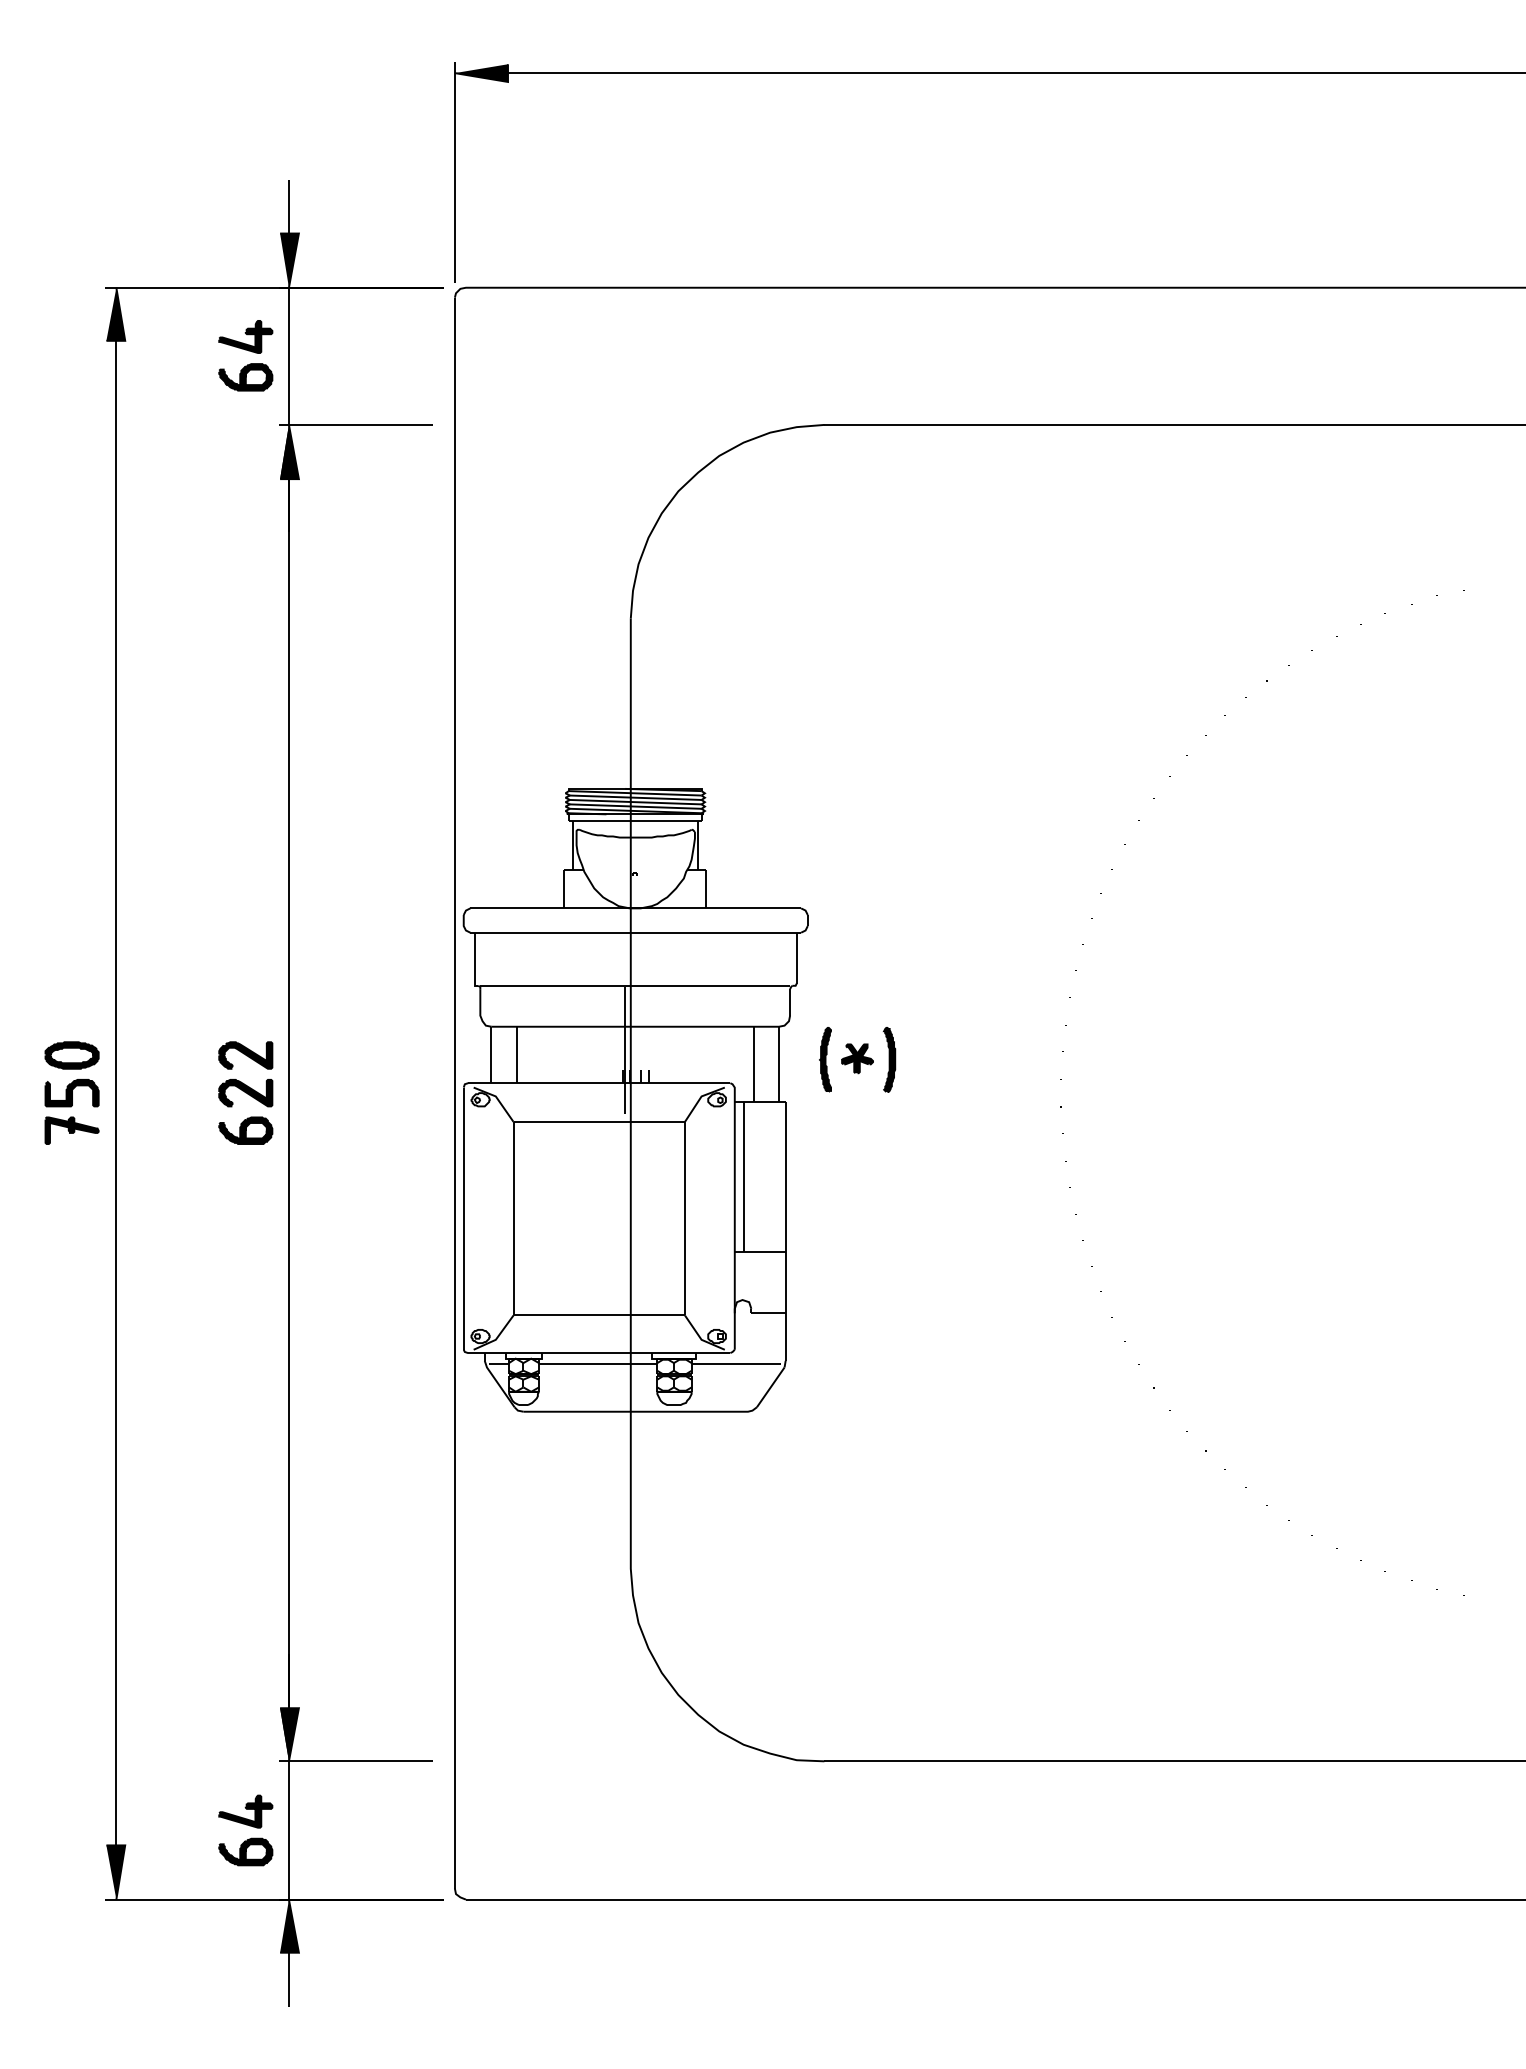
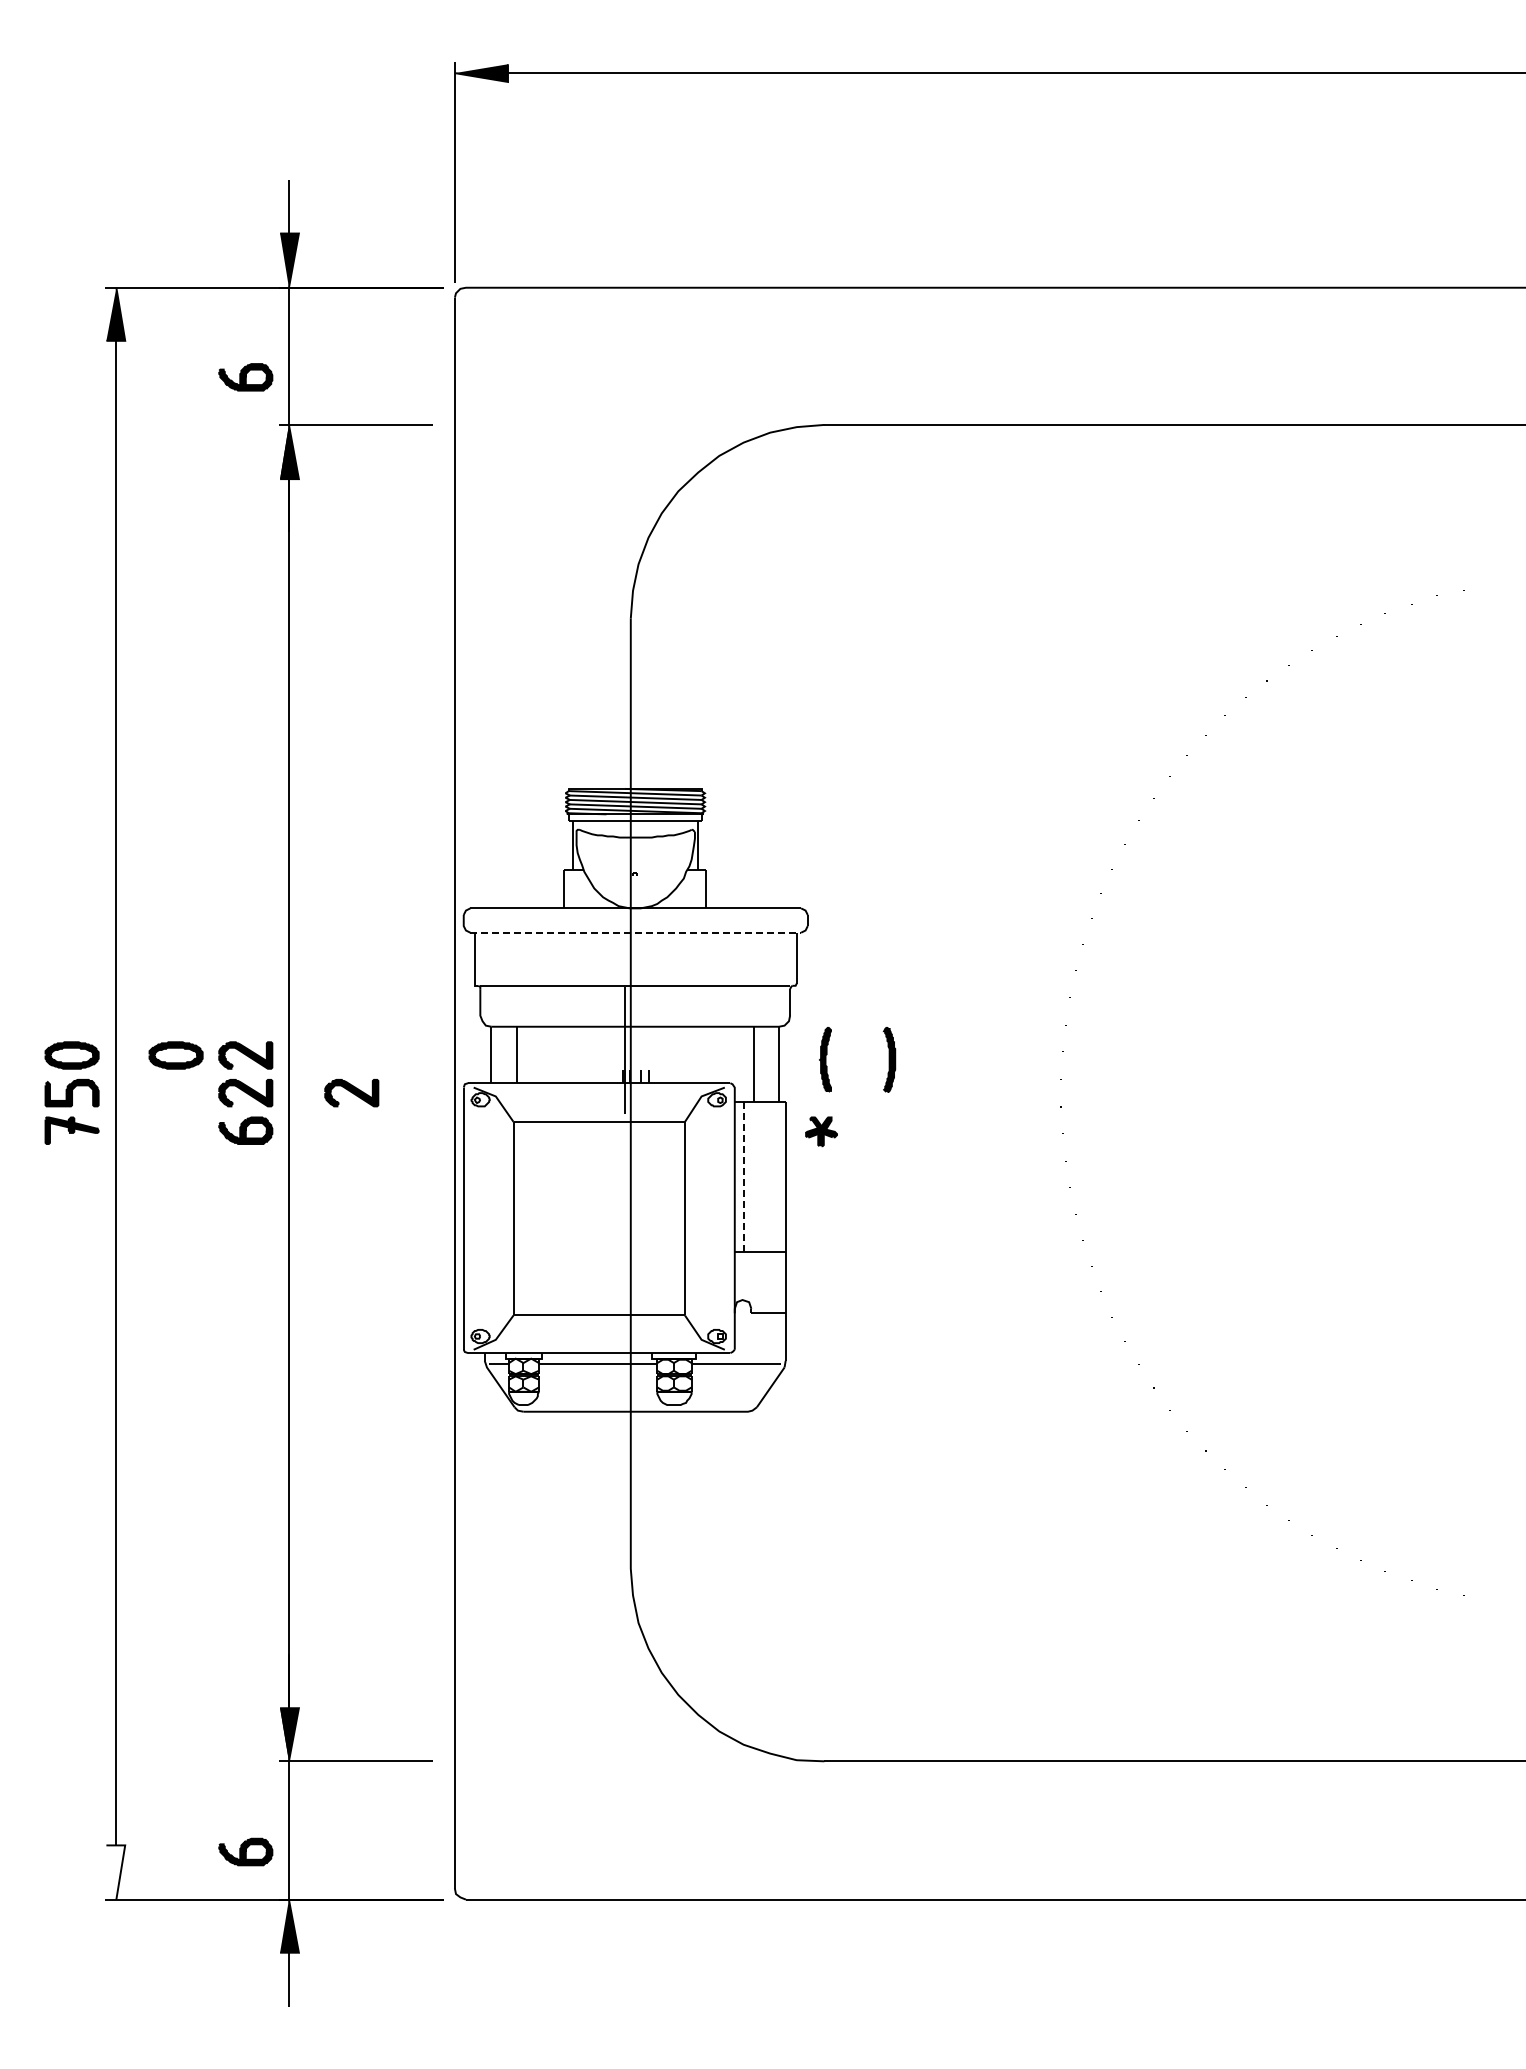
part: present -> none (245, 336)
line: solid -> dashed (636, 932)
part: none -> present (175, 1055)
part position: (857, 1058) -> (821, 1131) (821, 1131)
part: none -> present (351, 1093)
line: solid -> dashed (743, 1177)
part: present -> none (245, 1811)
fill: present -> none (115, 1872)
